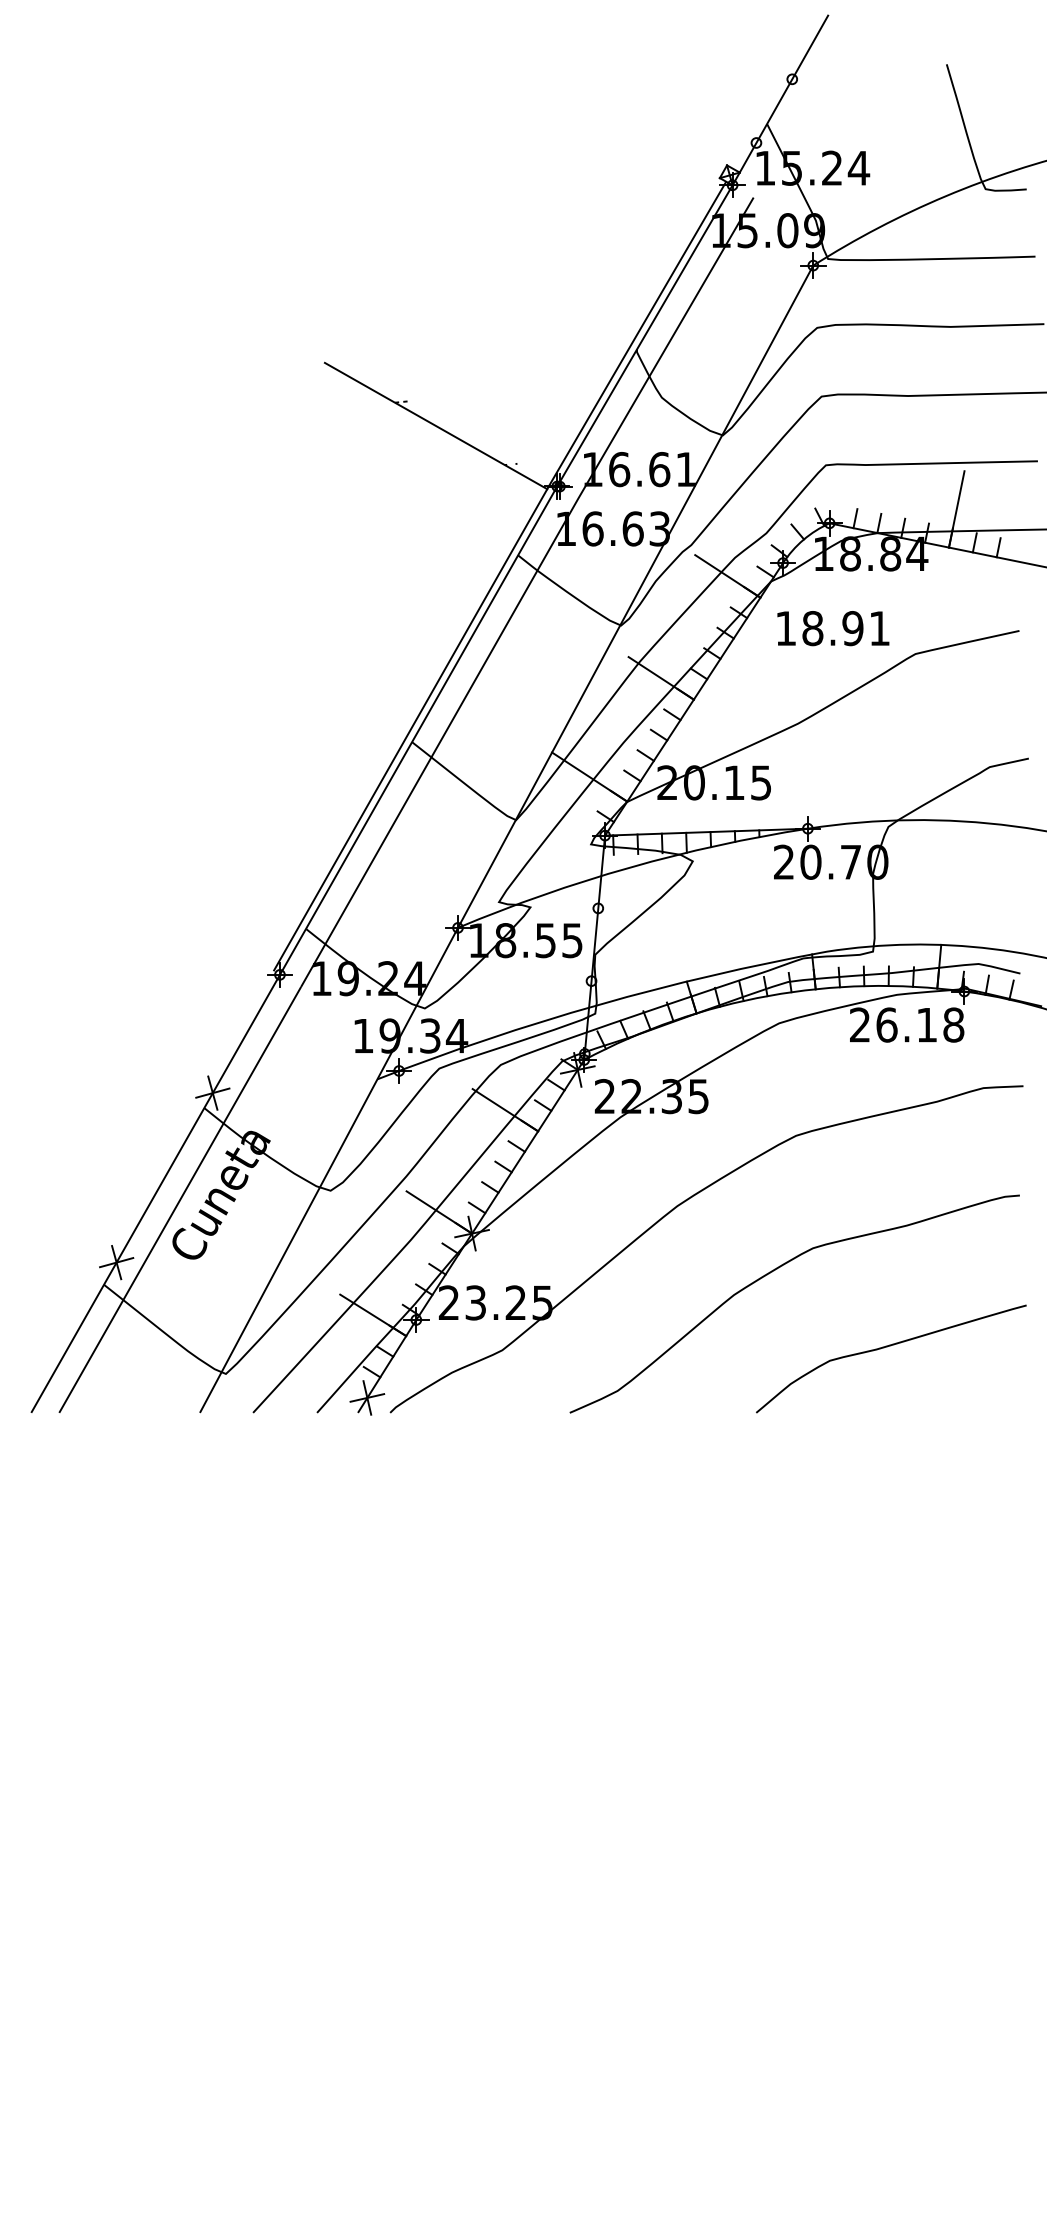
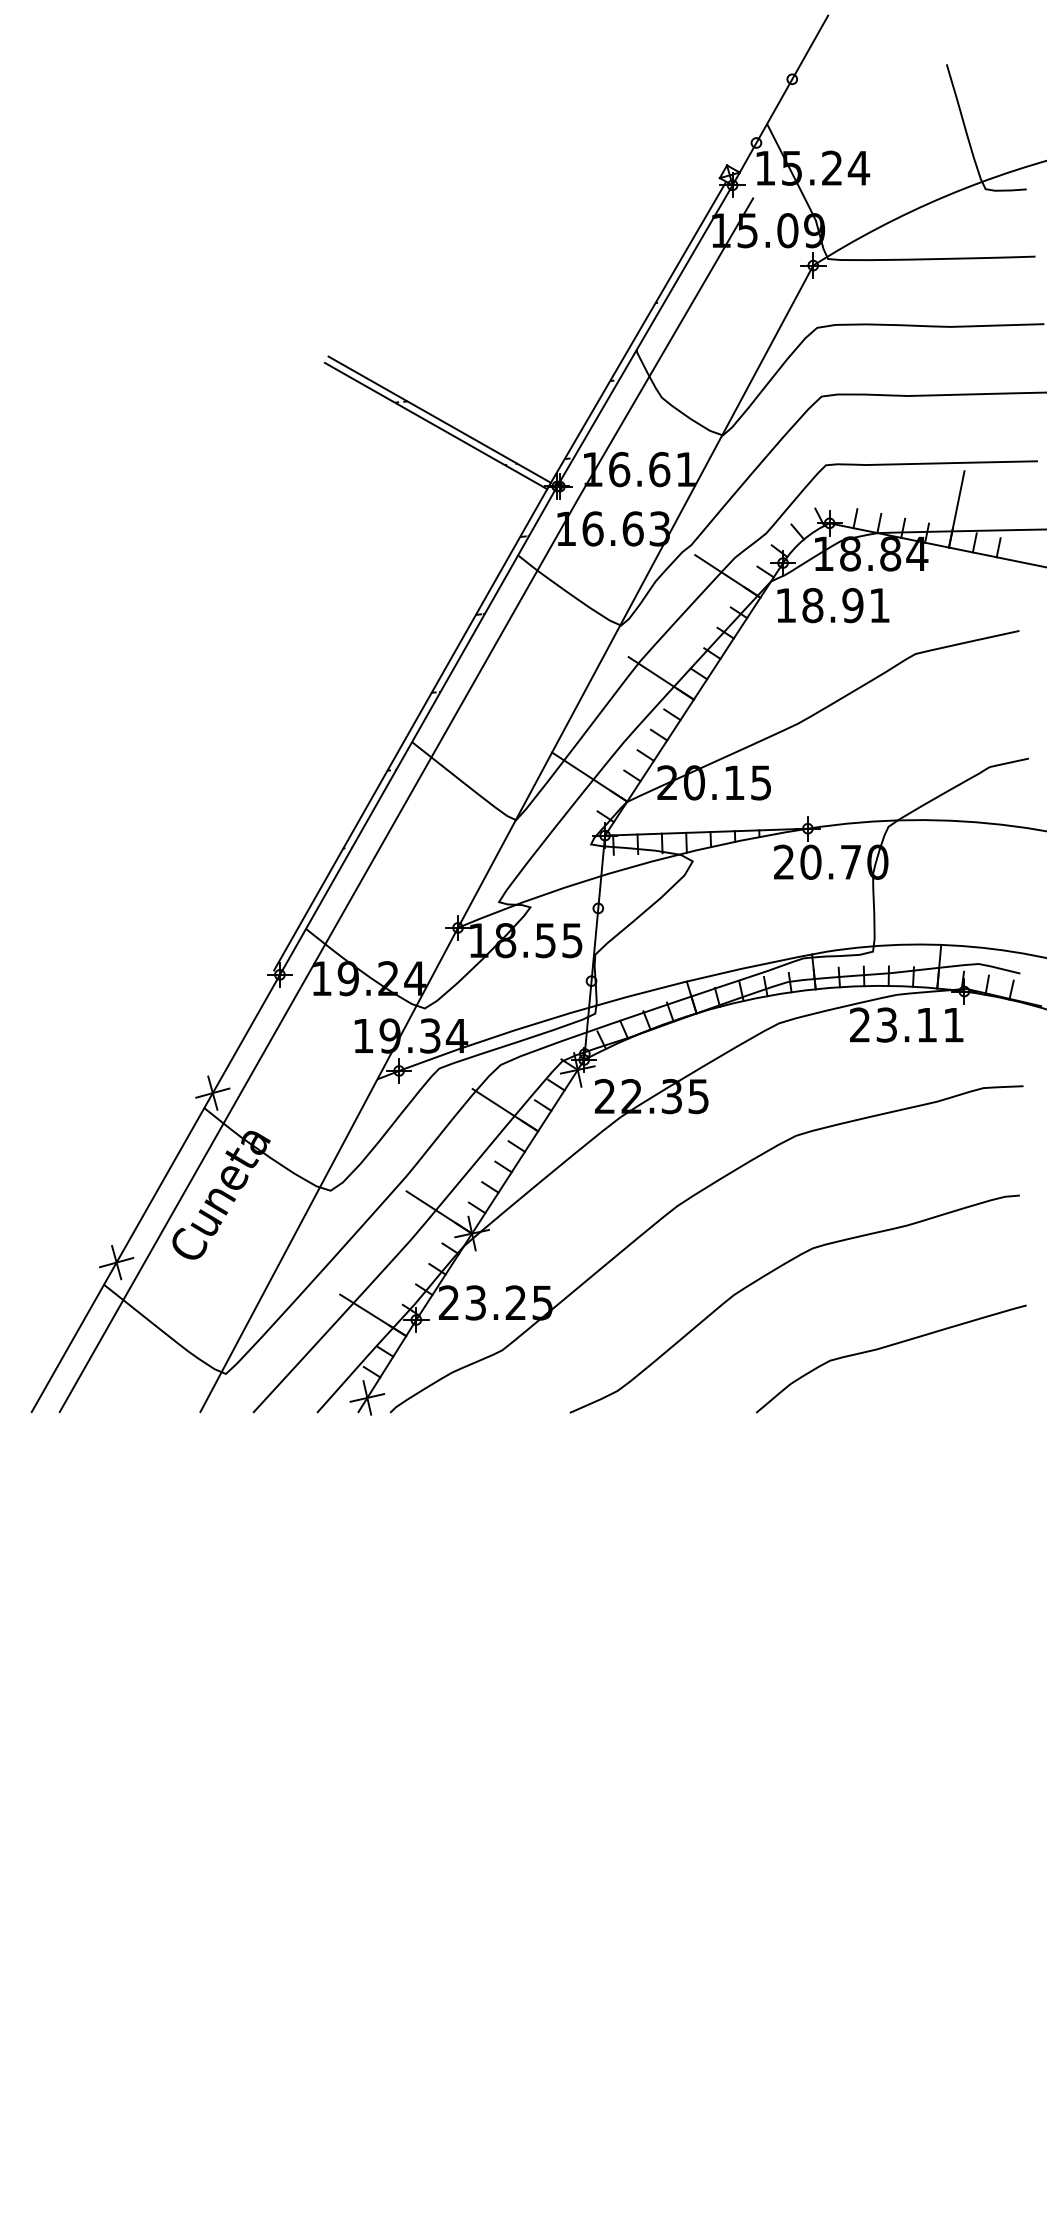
line: none -> present (439, 419)
hatch: none -> present (504, 575)
text position: (833, 628) -> (833, 605) (833, 605)
text: 26.18 -> 23.11 (920, 1024)
